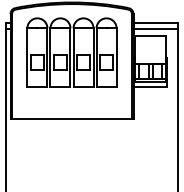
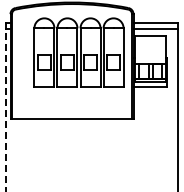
part position: (71, 52) -> (78, 52) (78, 52)
line: solid -> dashed (5, 109)
